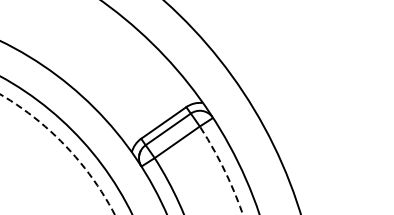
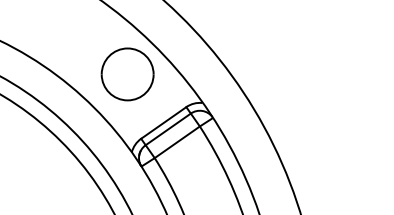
part: none -> present (127, 74)
arc: dashed -> solid (65, 146)
arc: dashed -> solid (223, 169)
